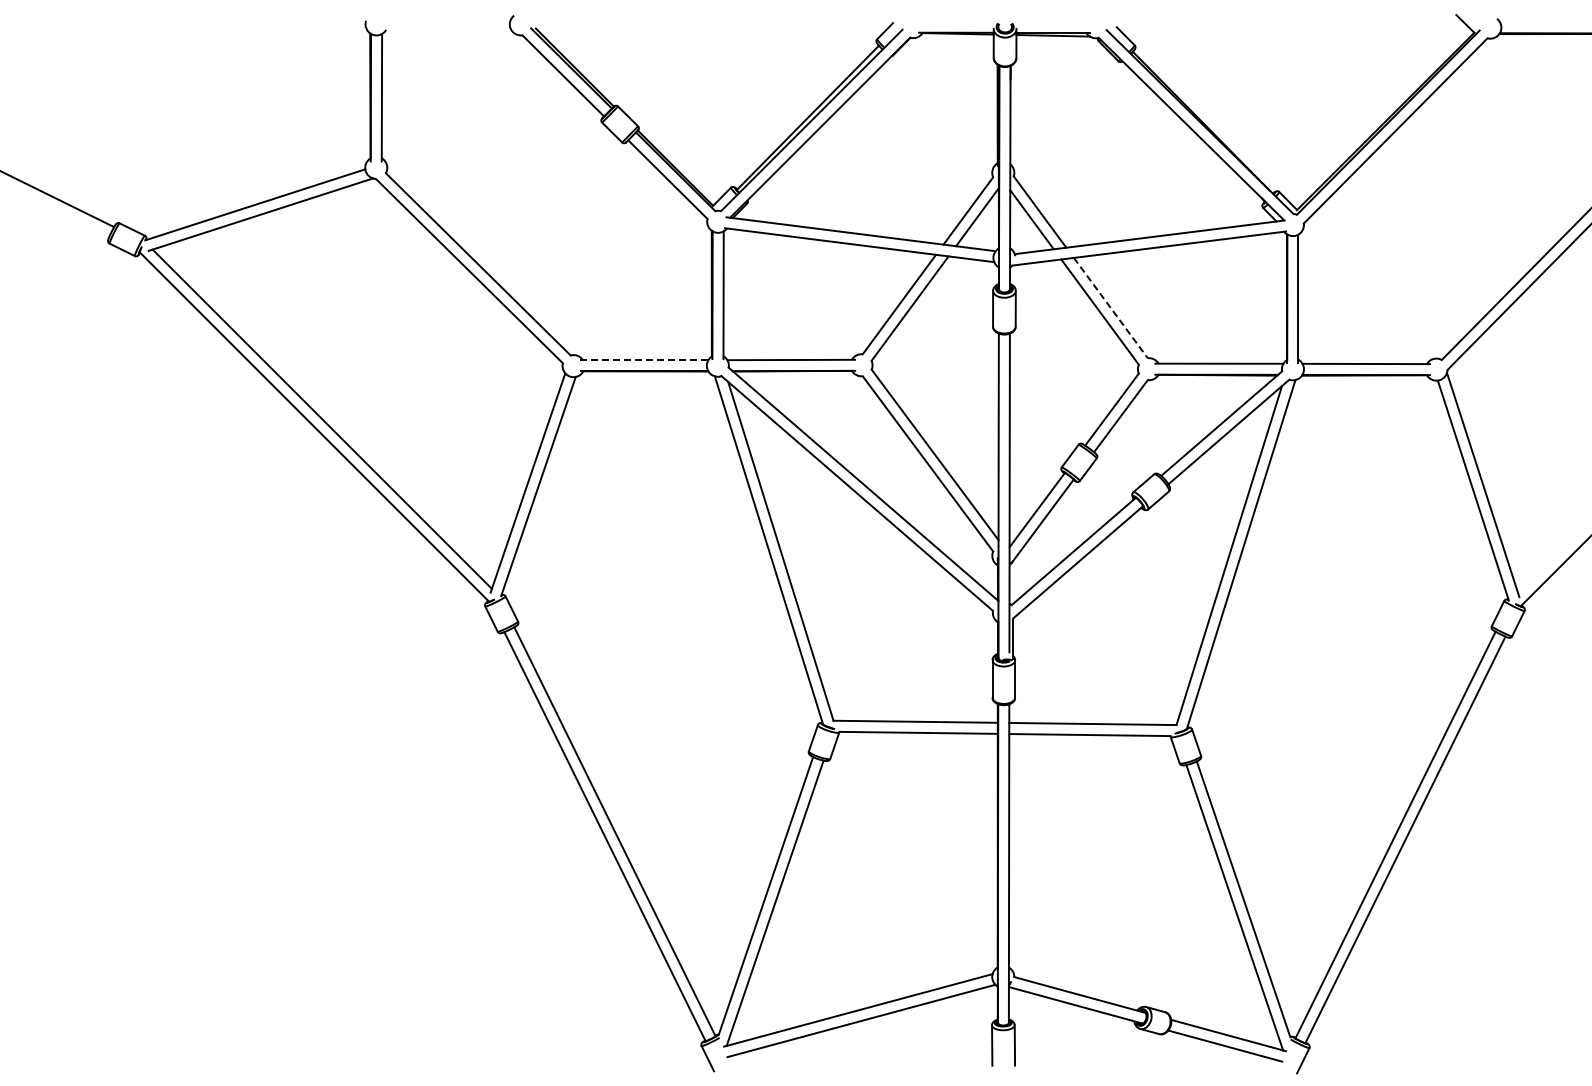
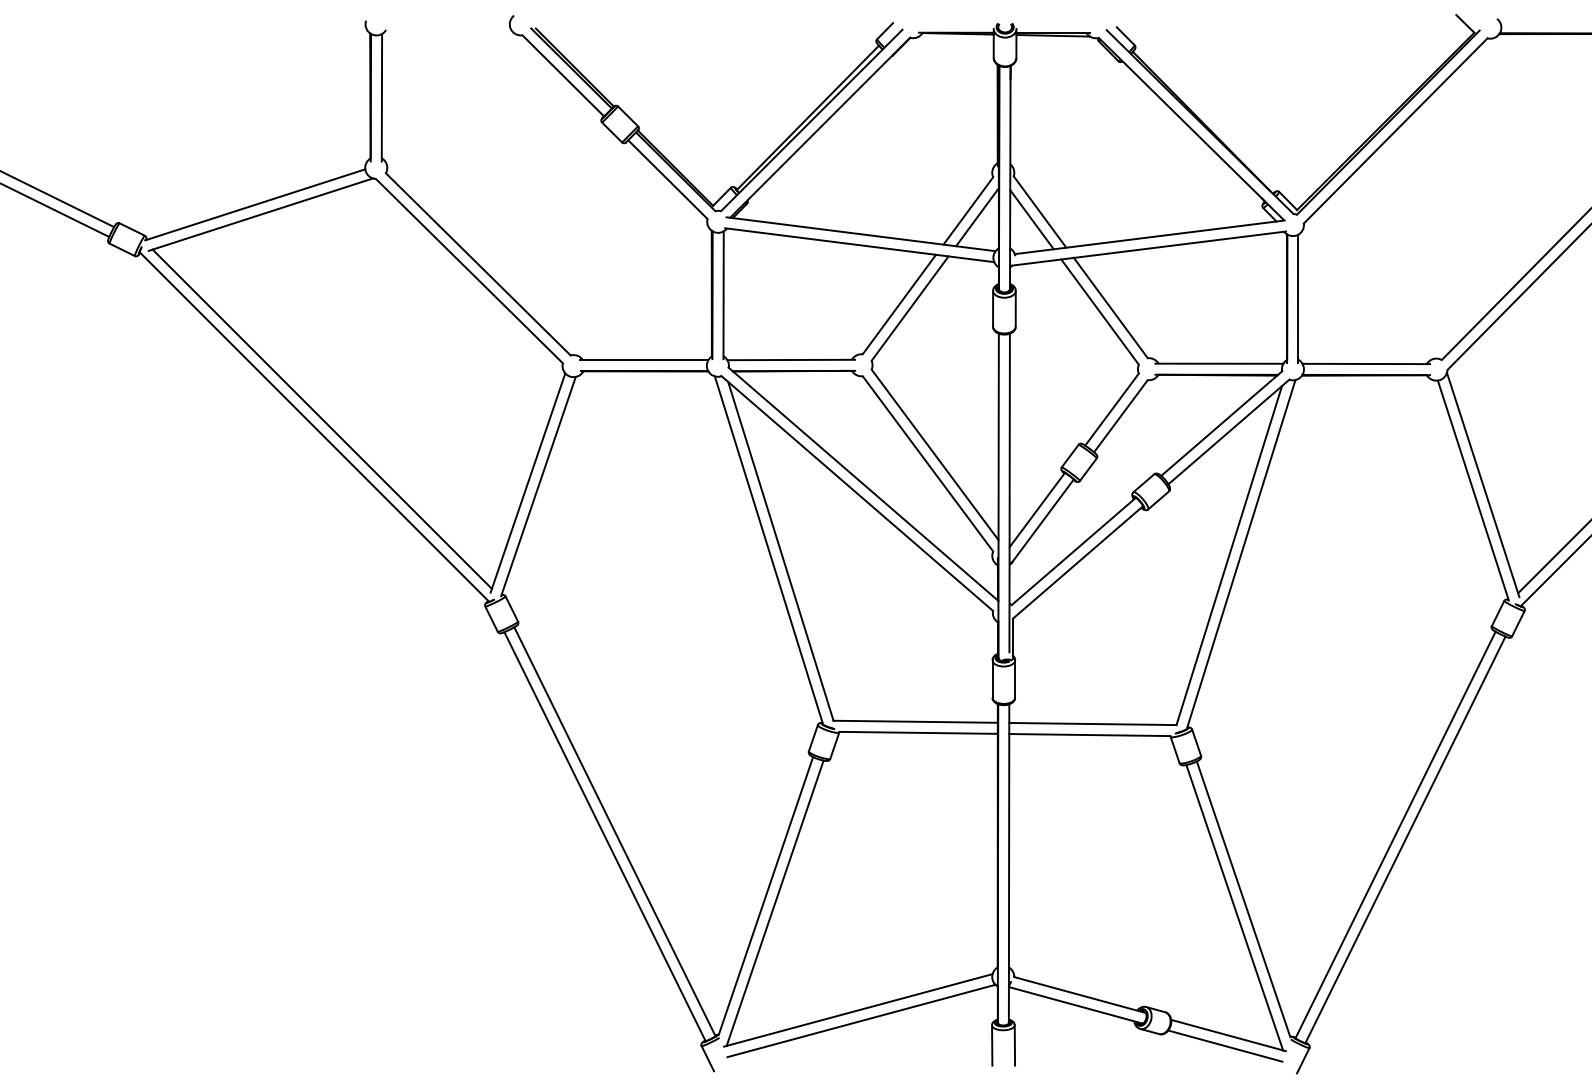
line: none -> present (55, 210)
line: dashed -> solid (1111, 308)
line: dashed -> solid (643, 360)
line: none -> present (1553, 557)
